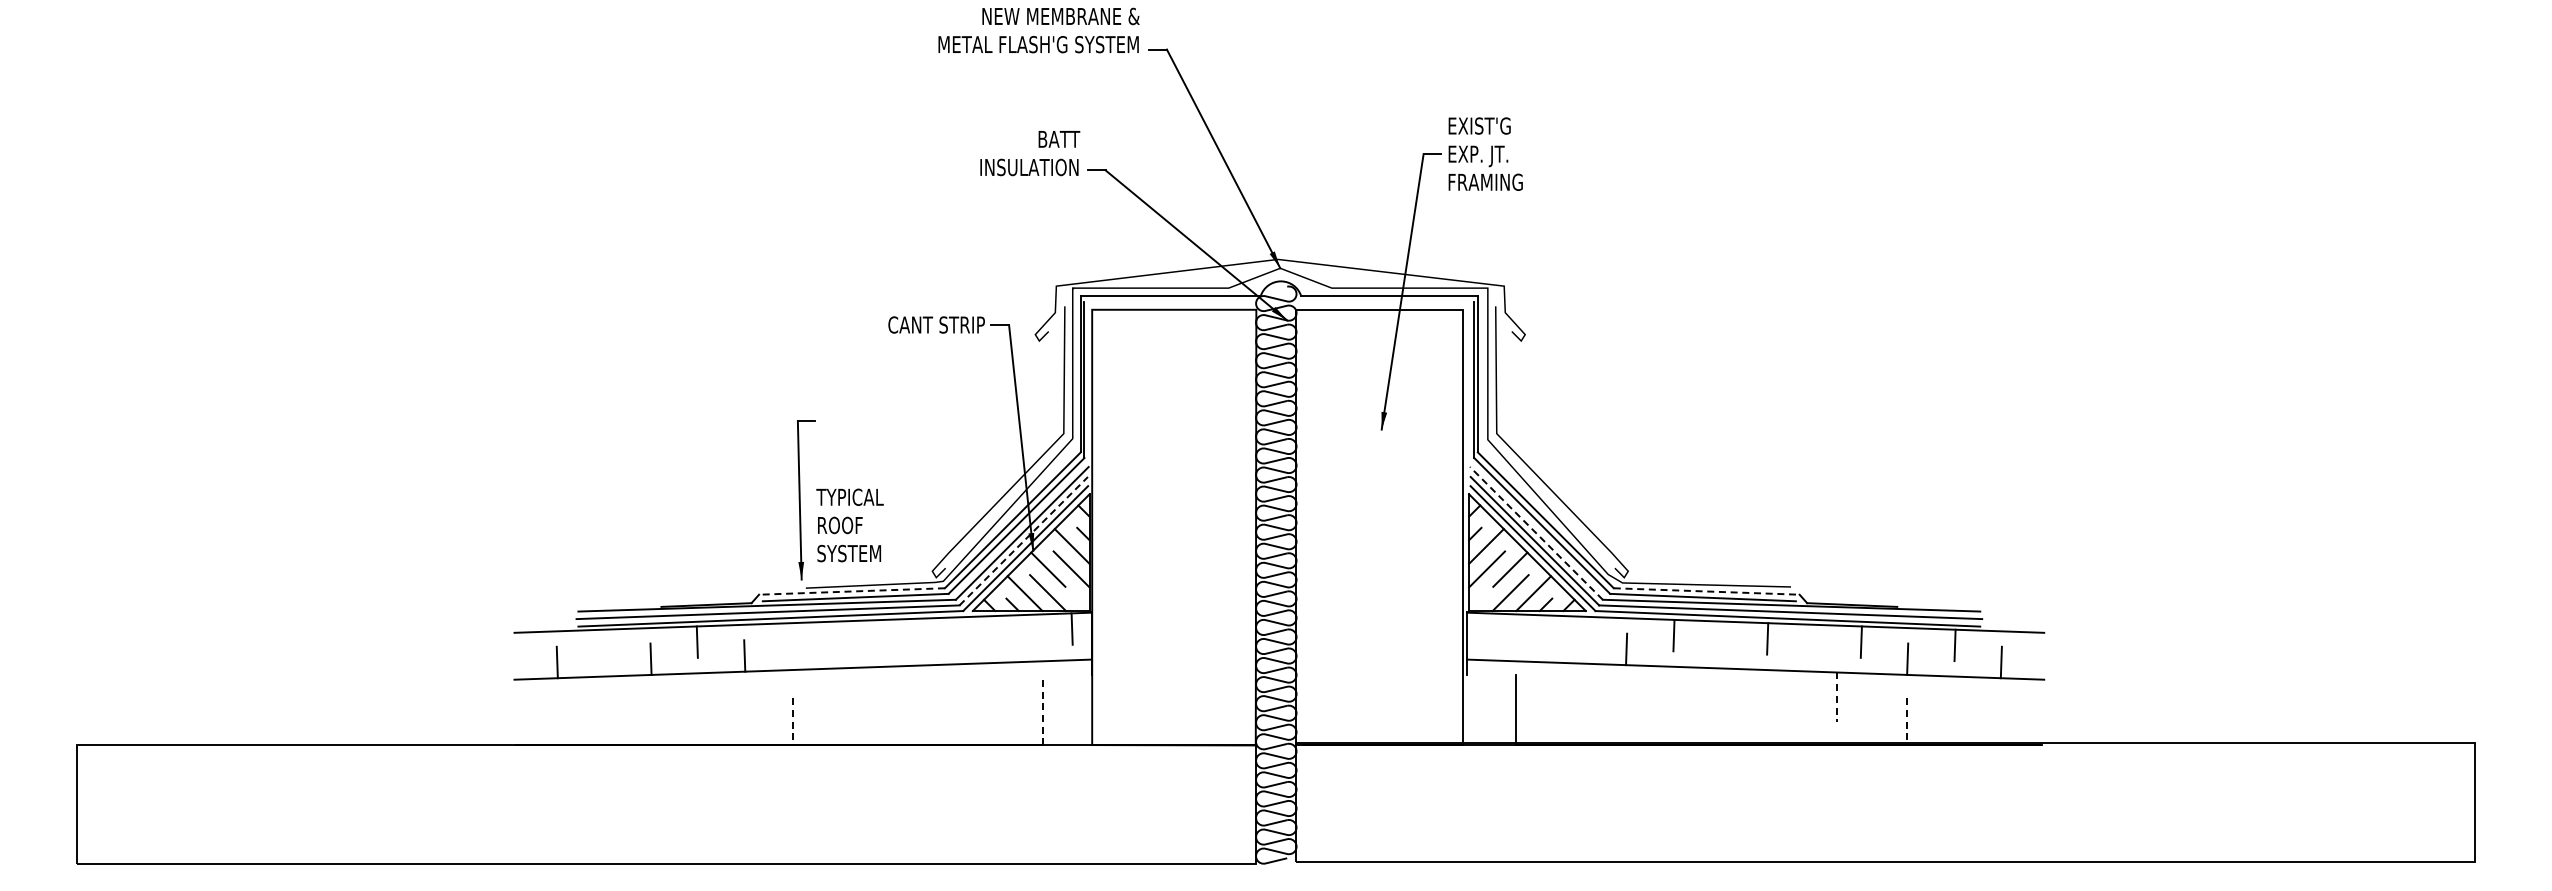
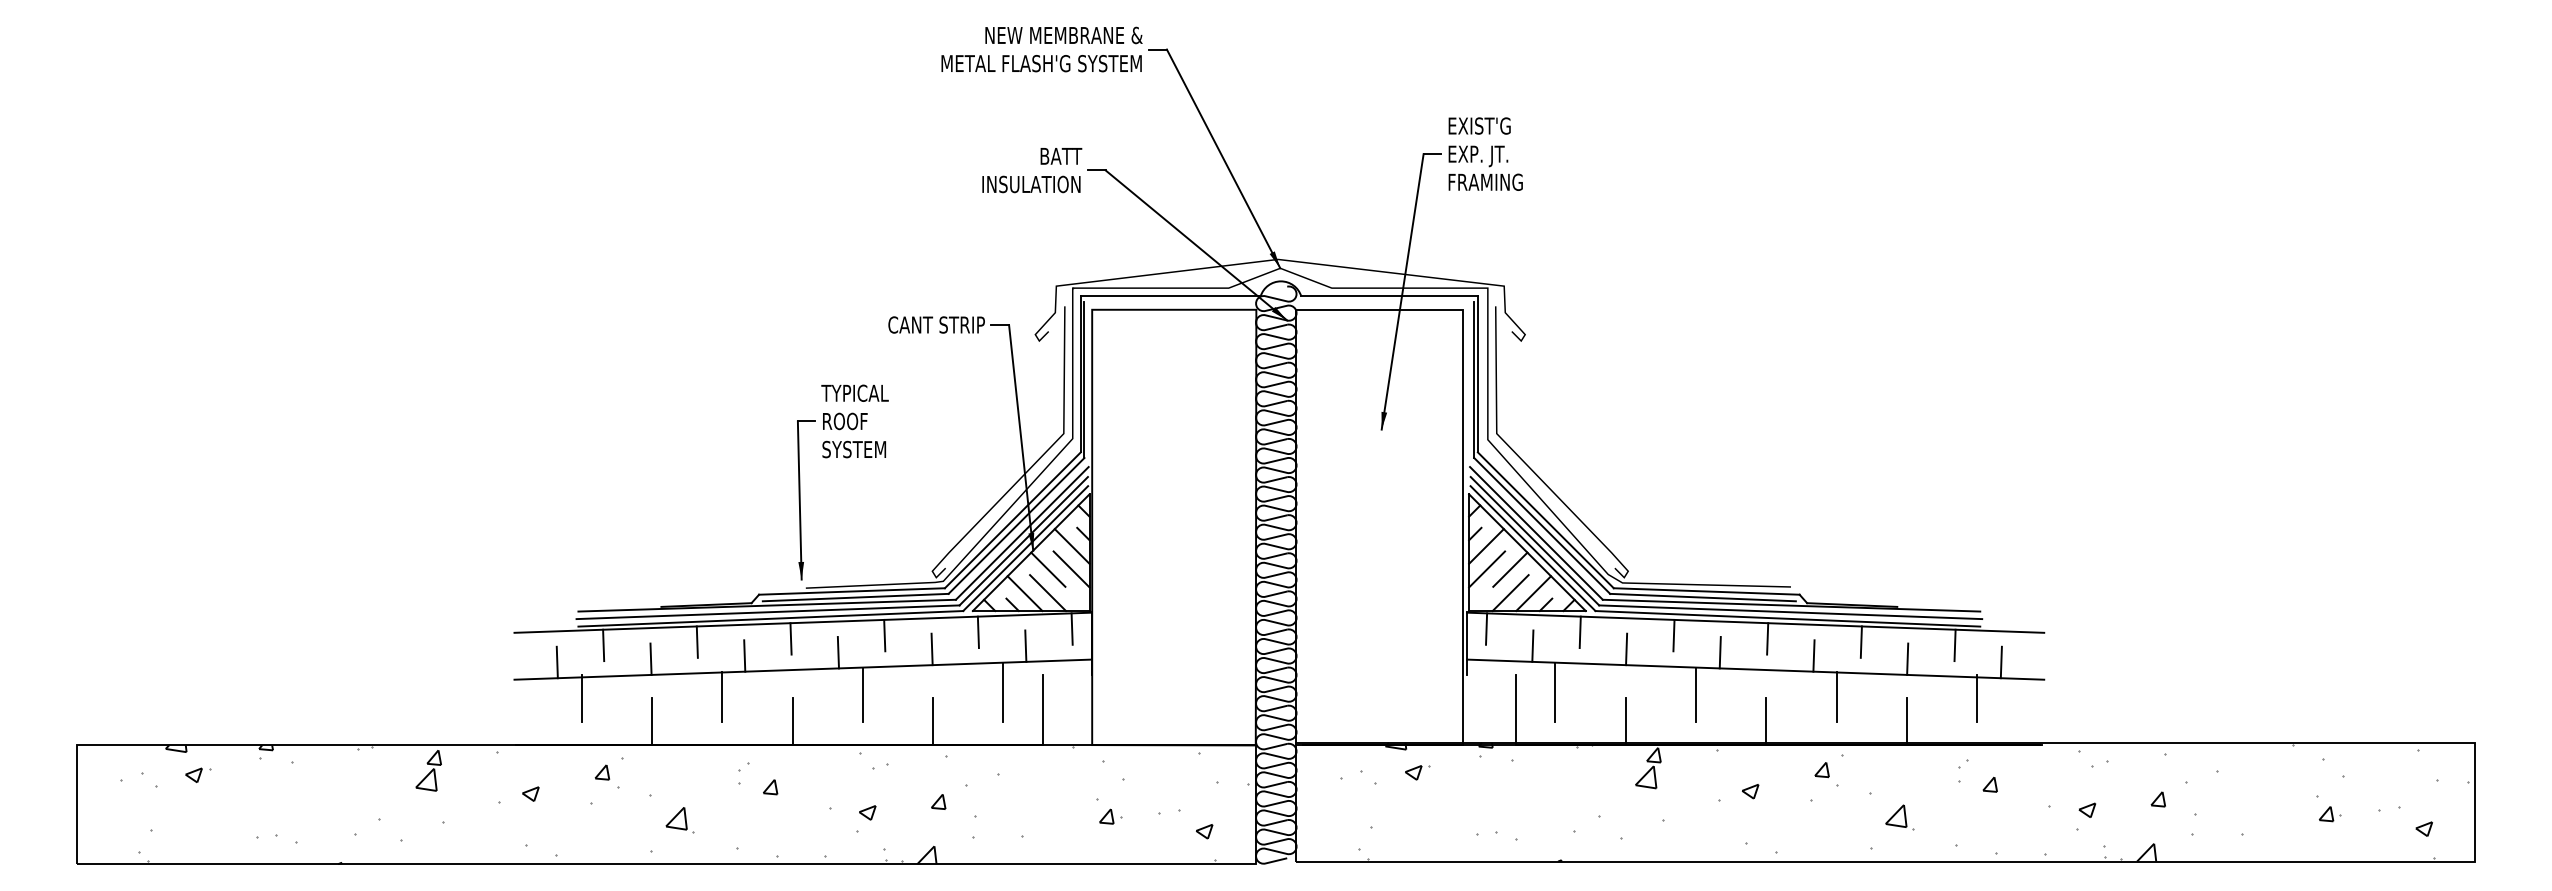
text position: (1038, 30) -> (1041, 49) (1041, 49)
text position: (1030, 153) -> (1032, 170) (1032, 170)
text position: (849, 525) -> (854, 421) (854, 421)
line: dashed -> solid (1536, 533)
line: dashed -> solid (1023, 541)
line: dashed -> solid (852, 591)
line: dashed -> solid (1706, 591)
line: none -> present (1486, 628)
line: none -> present (977, 632)
line: none -> present (1579, 632)
line: none -> present (884, 635)
line: none -> present (790, 638)
line: none -> present (603, 645)
line: none -> present (1025, 645)
line: none -> present (1532, 645)
line: none -> present (931, 649)
line: none -> present (837, 652)
line: none -> present (1719, 652)
line: none -> present (1813, 655)
line: none -> present (1003, 692)
line: none -> present (1555, 692)
line: none -> present (862, 694)
line: none -> present (1695, 694)
line: none -> present (722, 697)
line: dashed -> solid (1836, 697)
line: none -> present (581, 698)
line: none -> present (1977, 698)
line: dashed -> solid (1042, 709)
line: none -> present (651, 721)
line: dashed -> solid (792, 721)
line: none -> present (933, 721)
line: none -> present (1625, 721)
line: none -> present (1766, 721)
line: dashed -> solid (1906, 721)
hatch: none -> present (1903, 801)
hatch: none -> present (684, 804)
